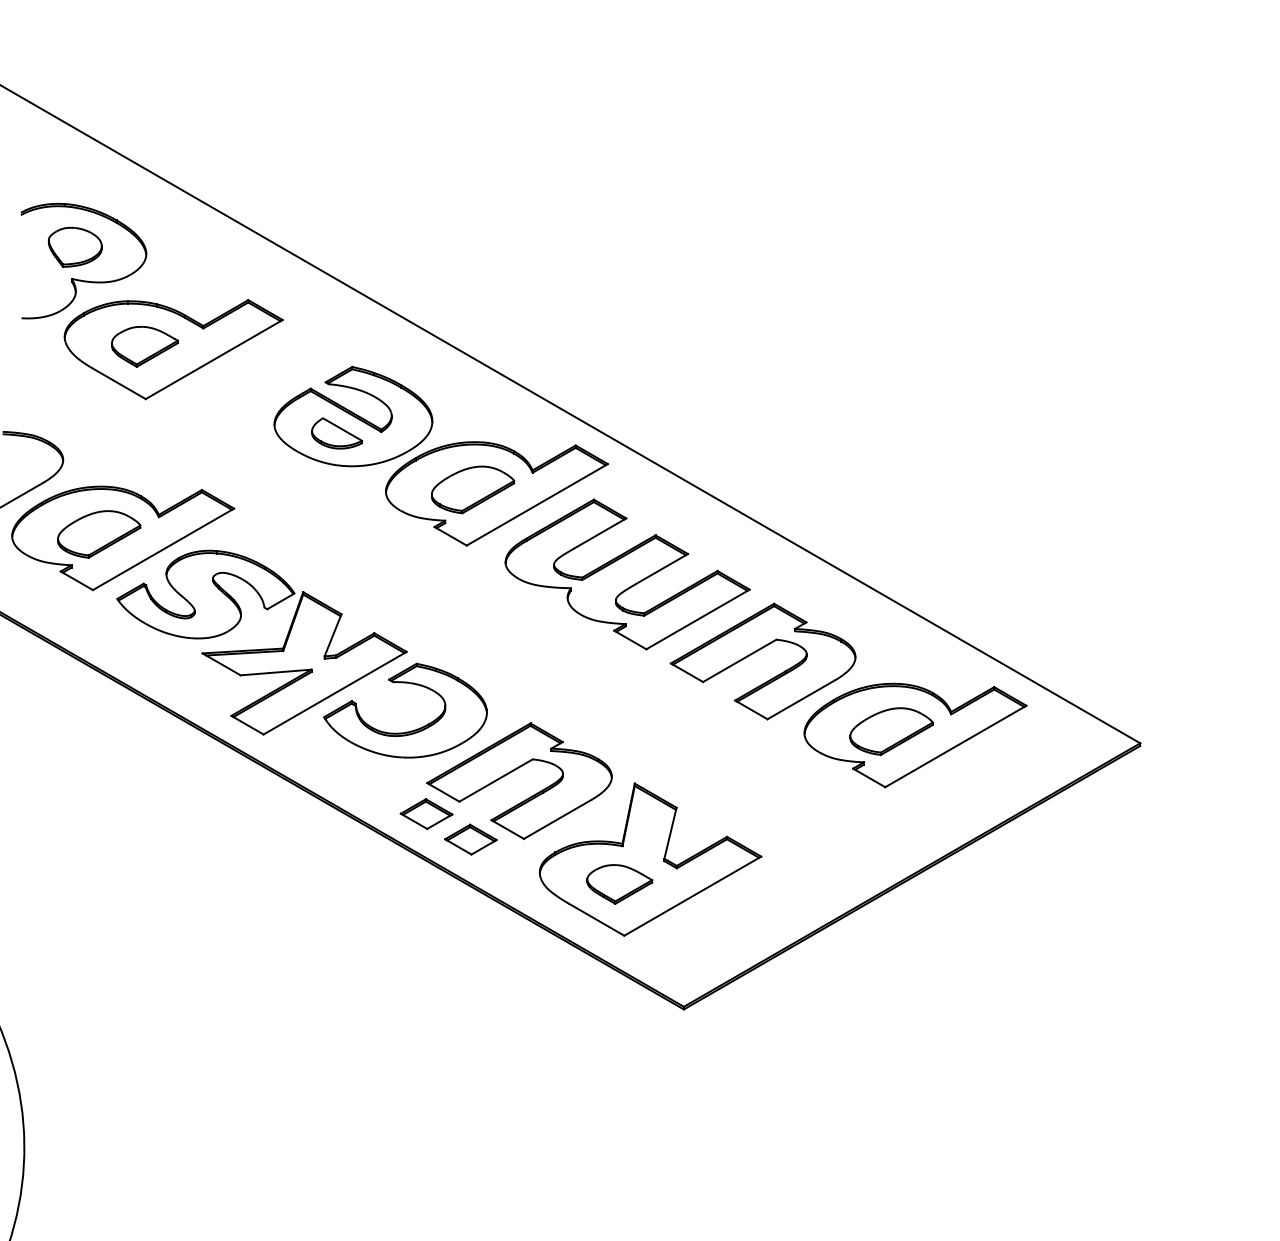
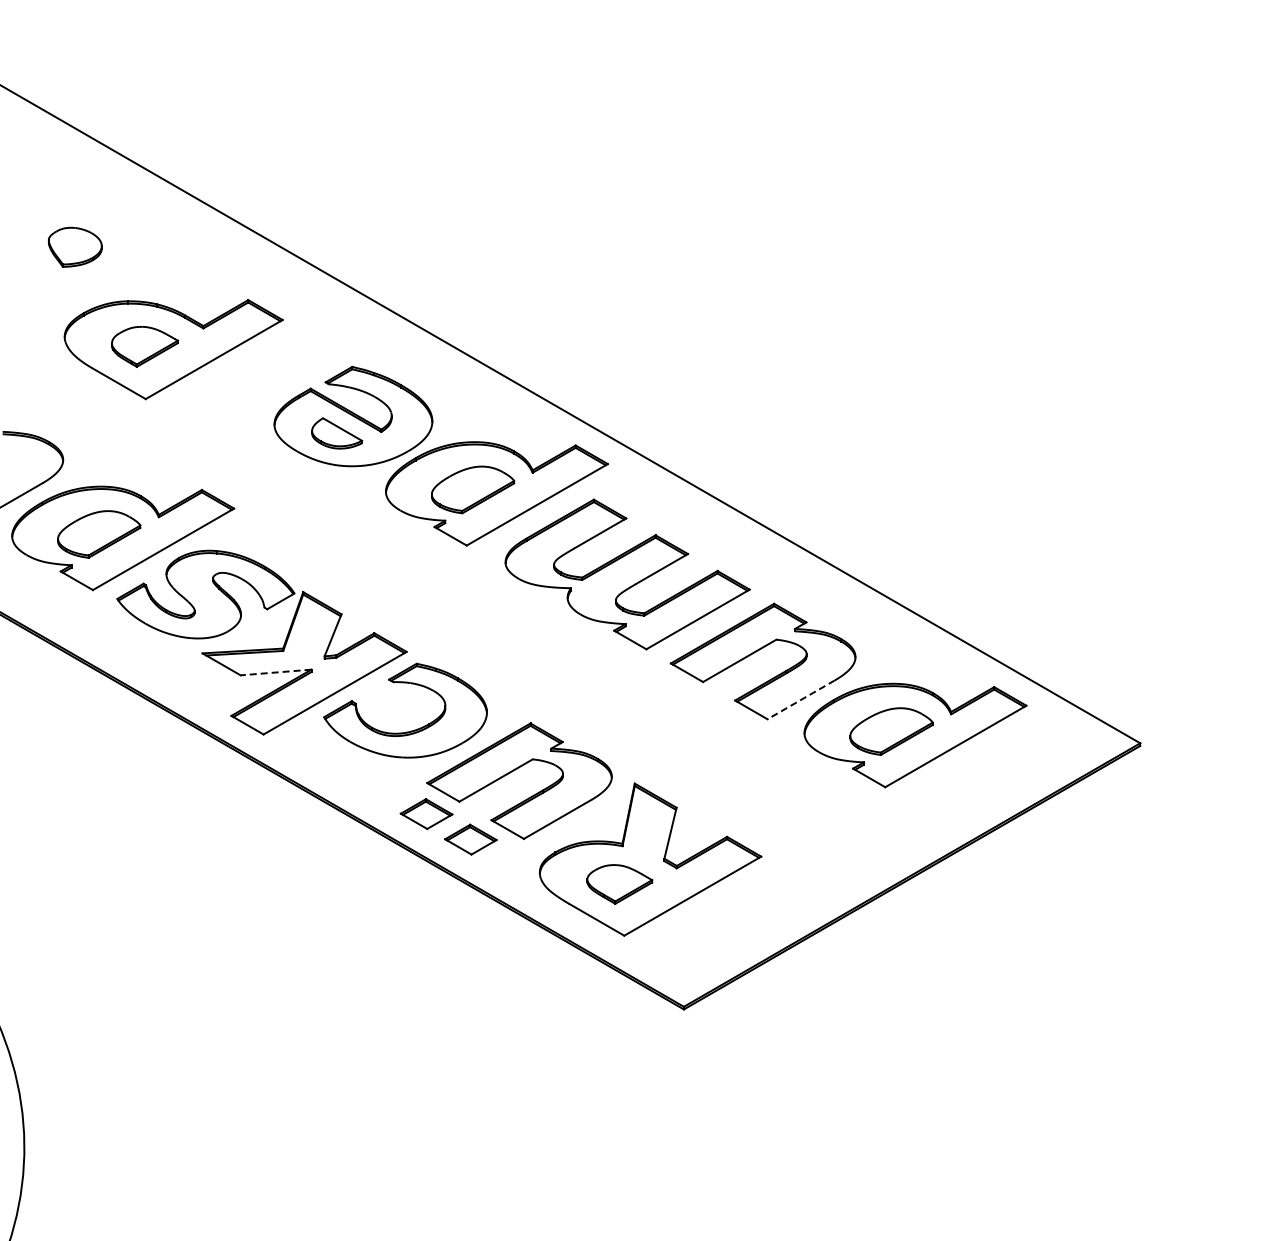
part: present -> none (81, 279)
line: solid -> dashed (276, 672)
line: solid -> dashed (801, 699)
